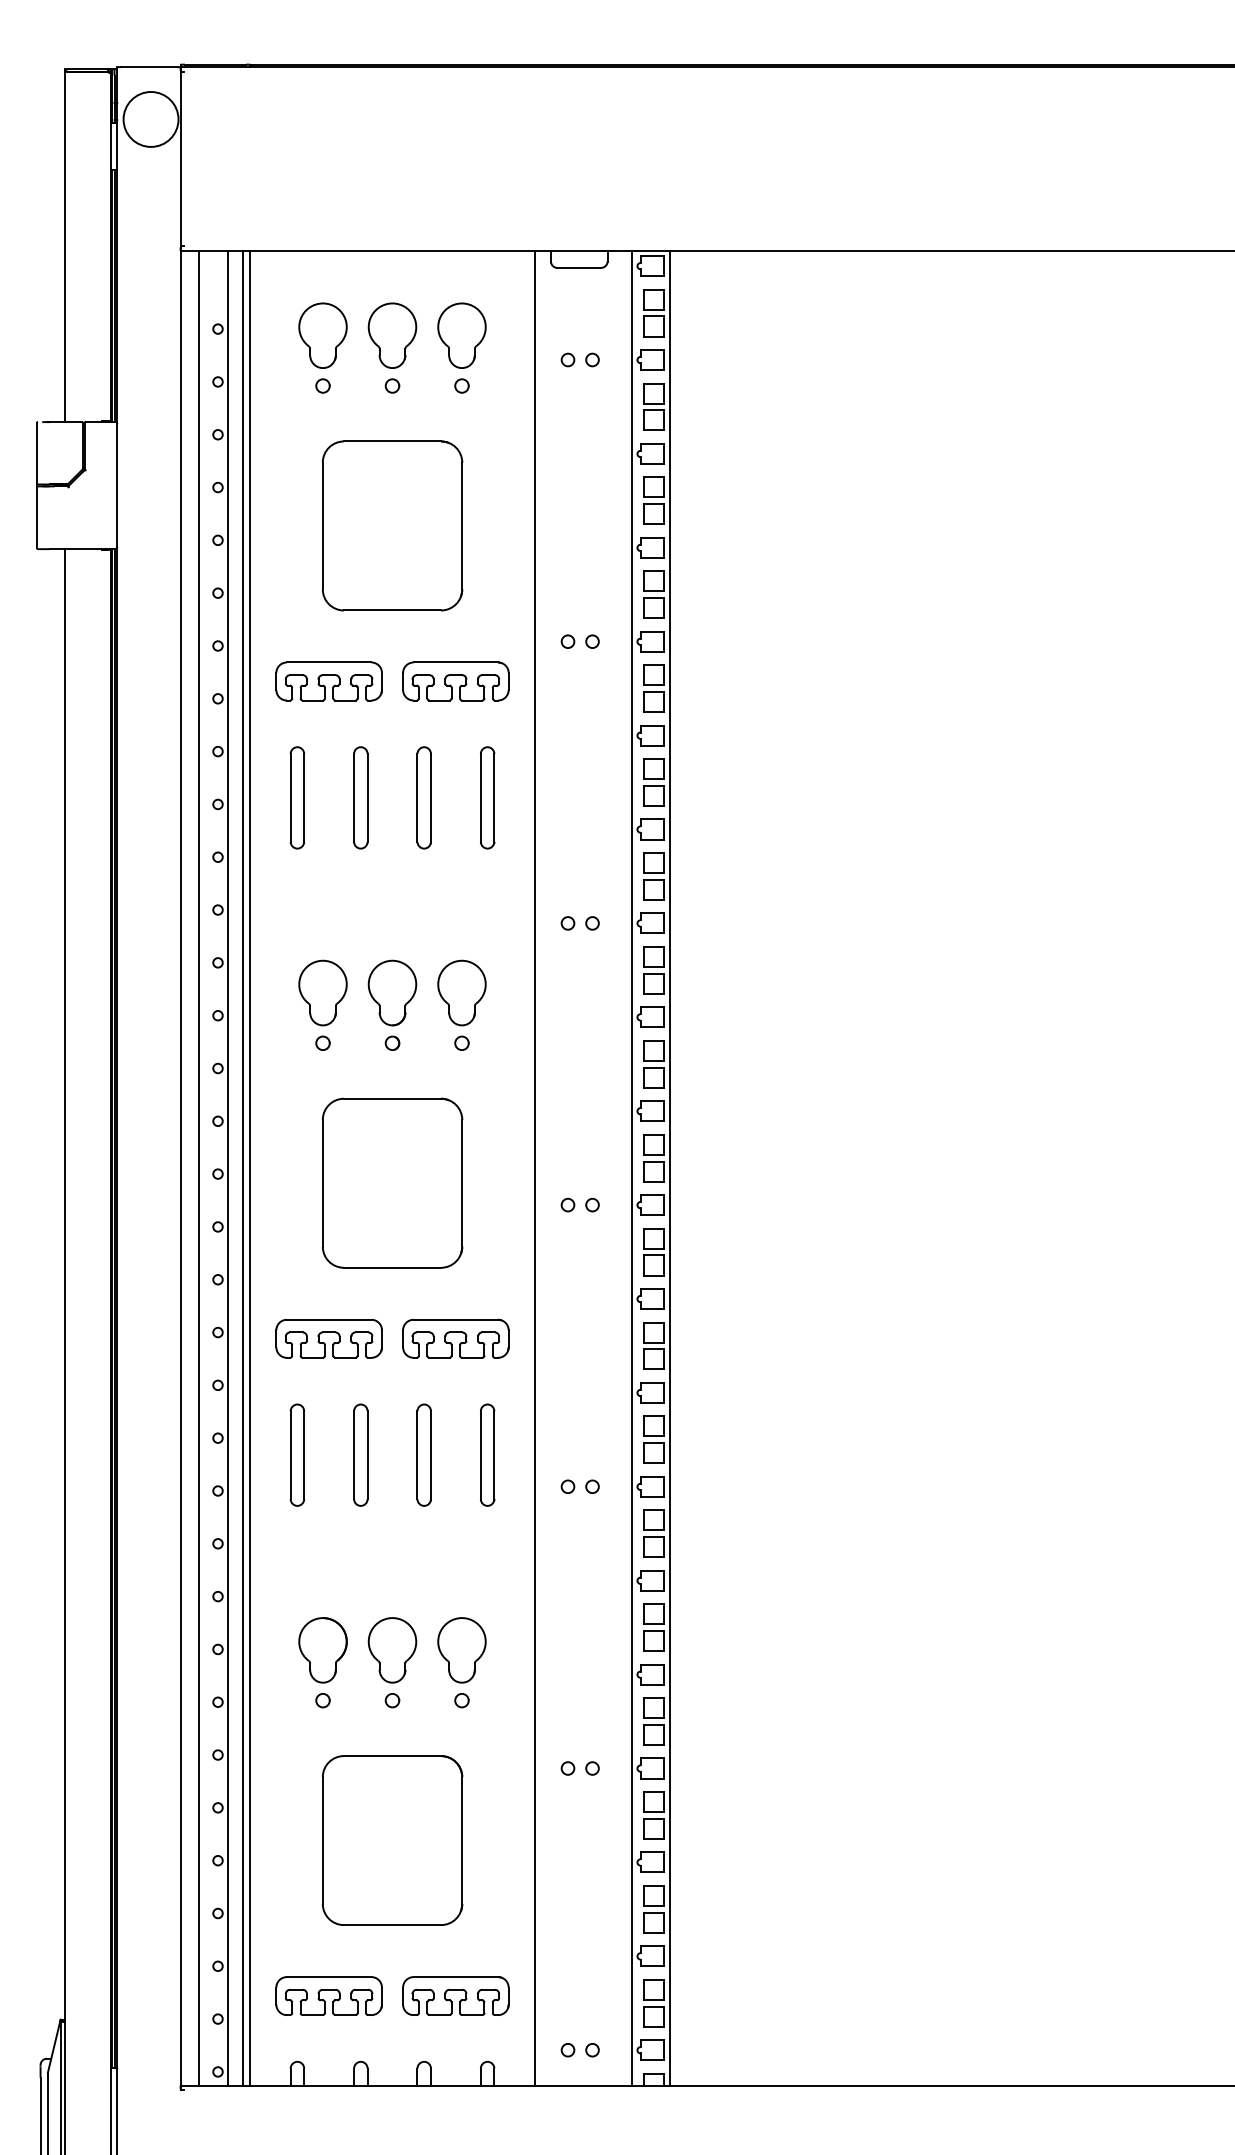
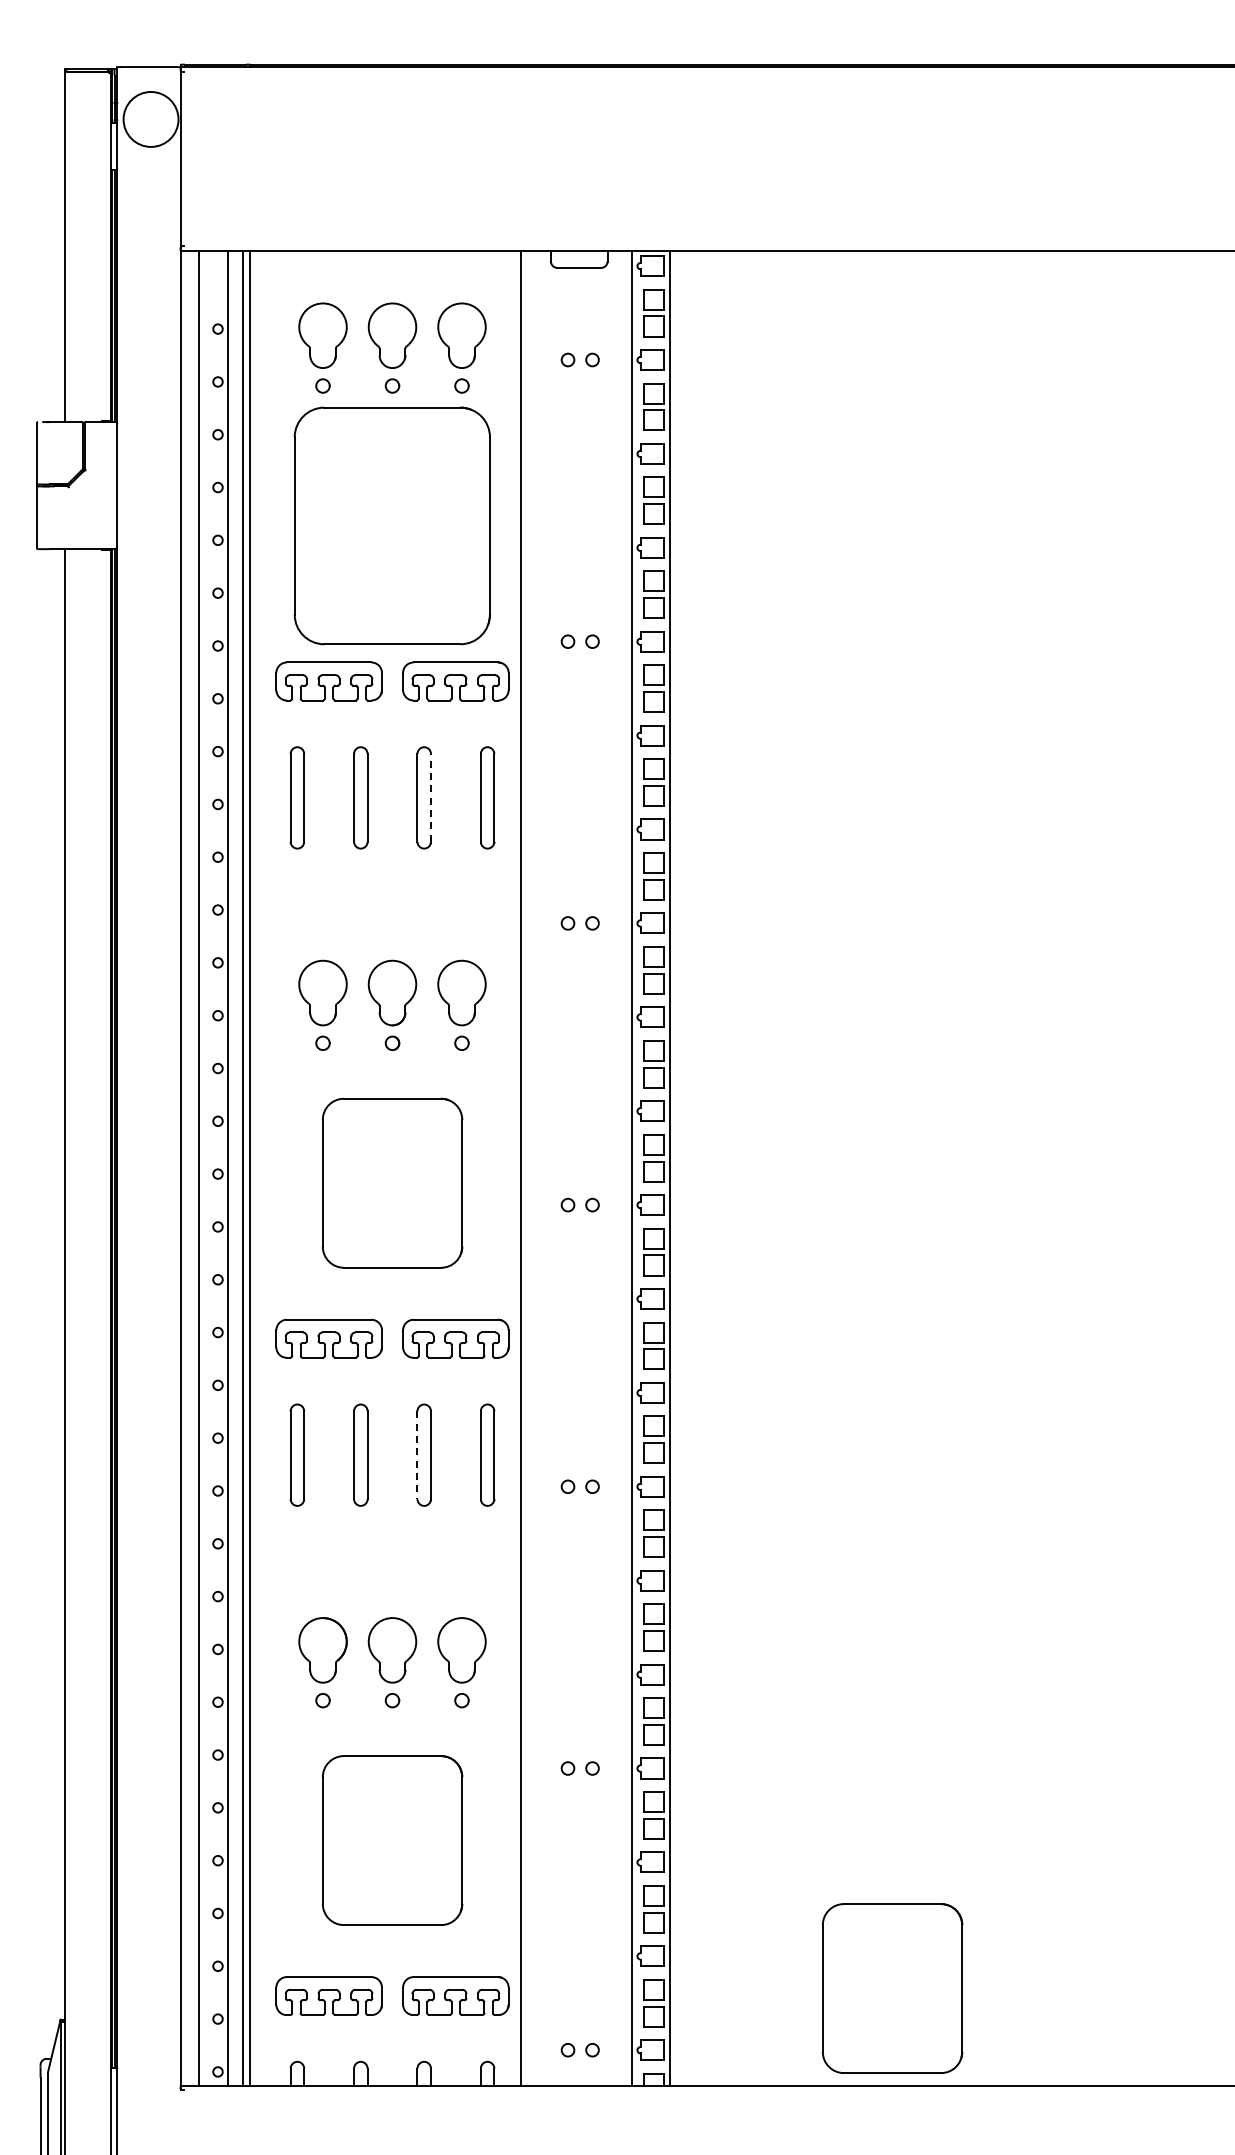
part size: 142x172 px -> 198x240 px (391, 525)
line: solid -> dashed (430, 797)
line position: (535, 1167) -> (521, 1167) (521, 1167)
line: solid -> dashed (417, 1455)
part: none -> present (892, 1988)
